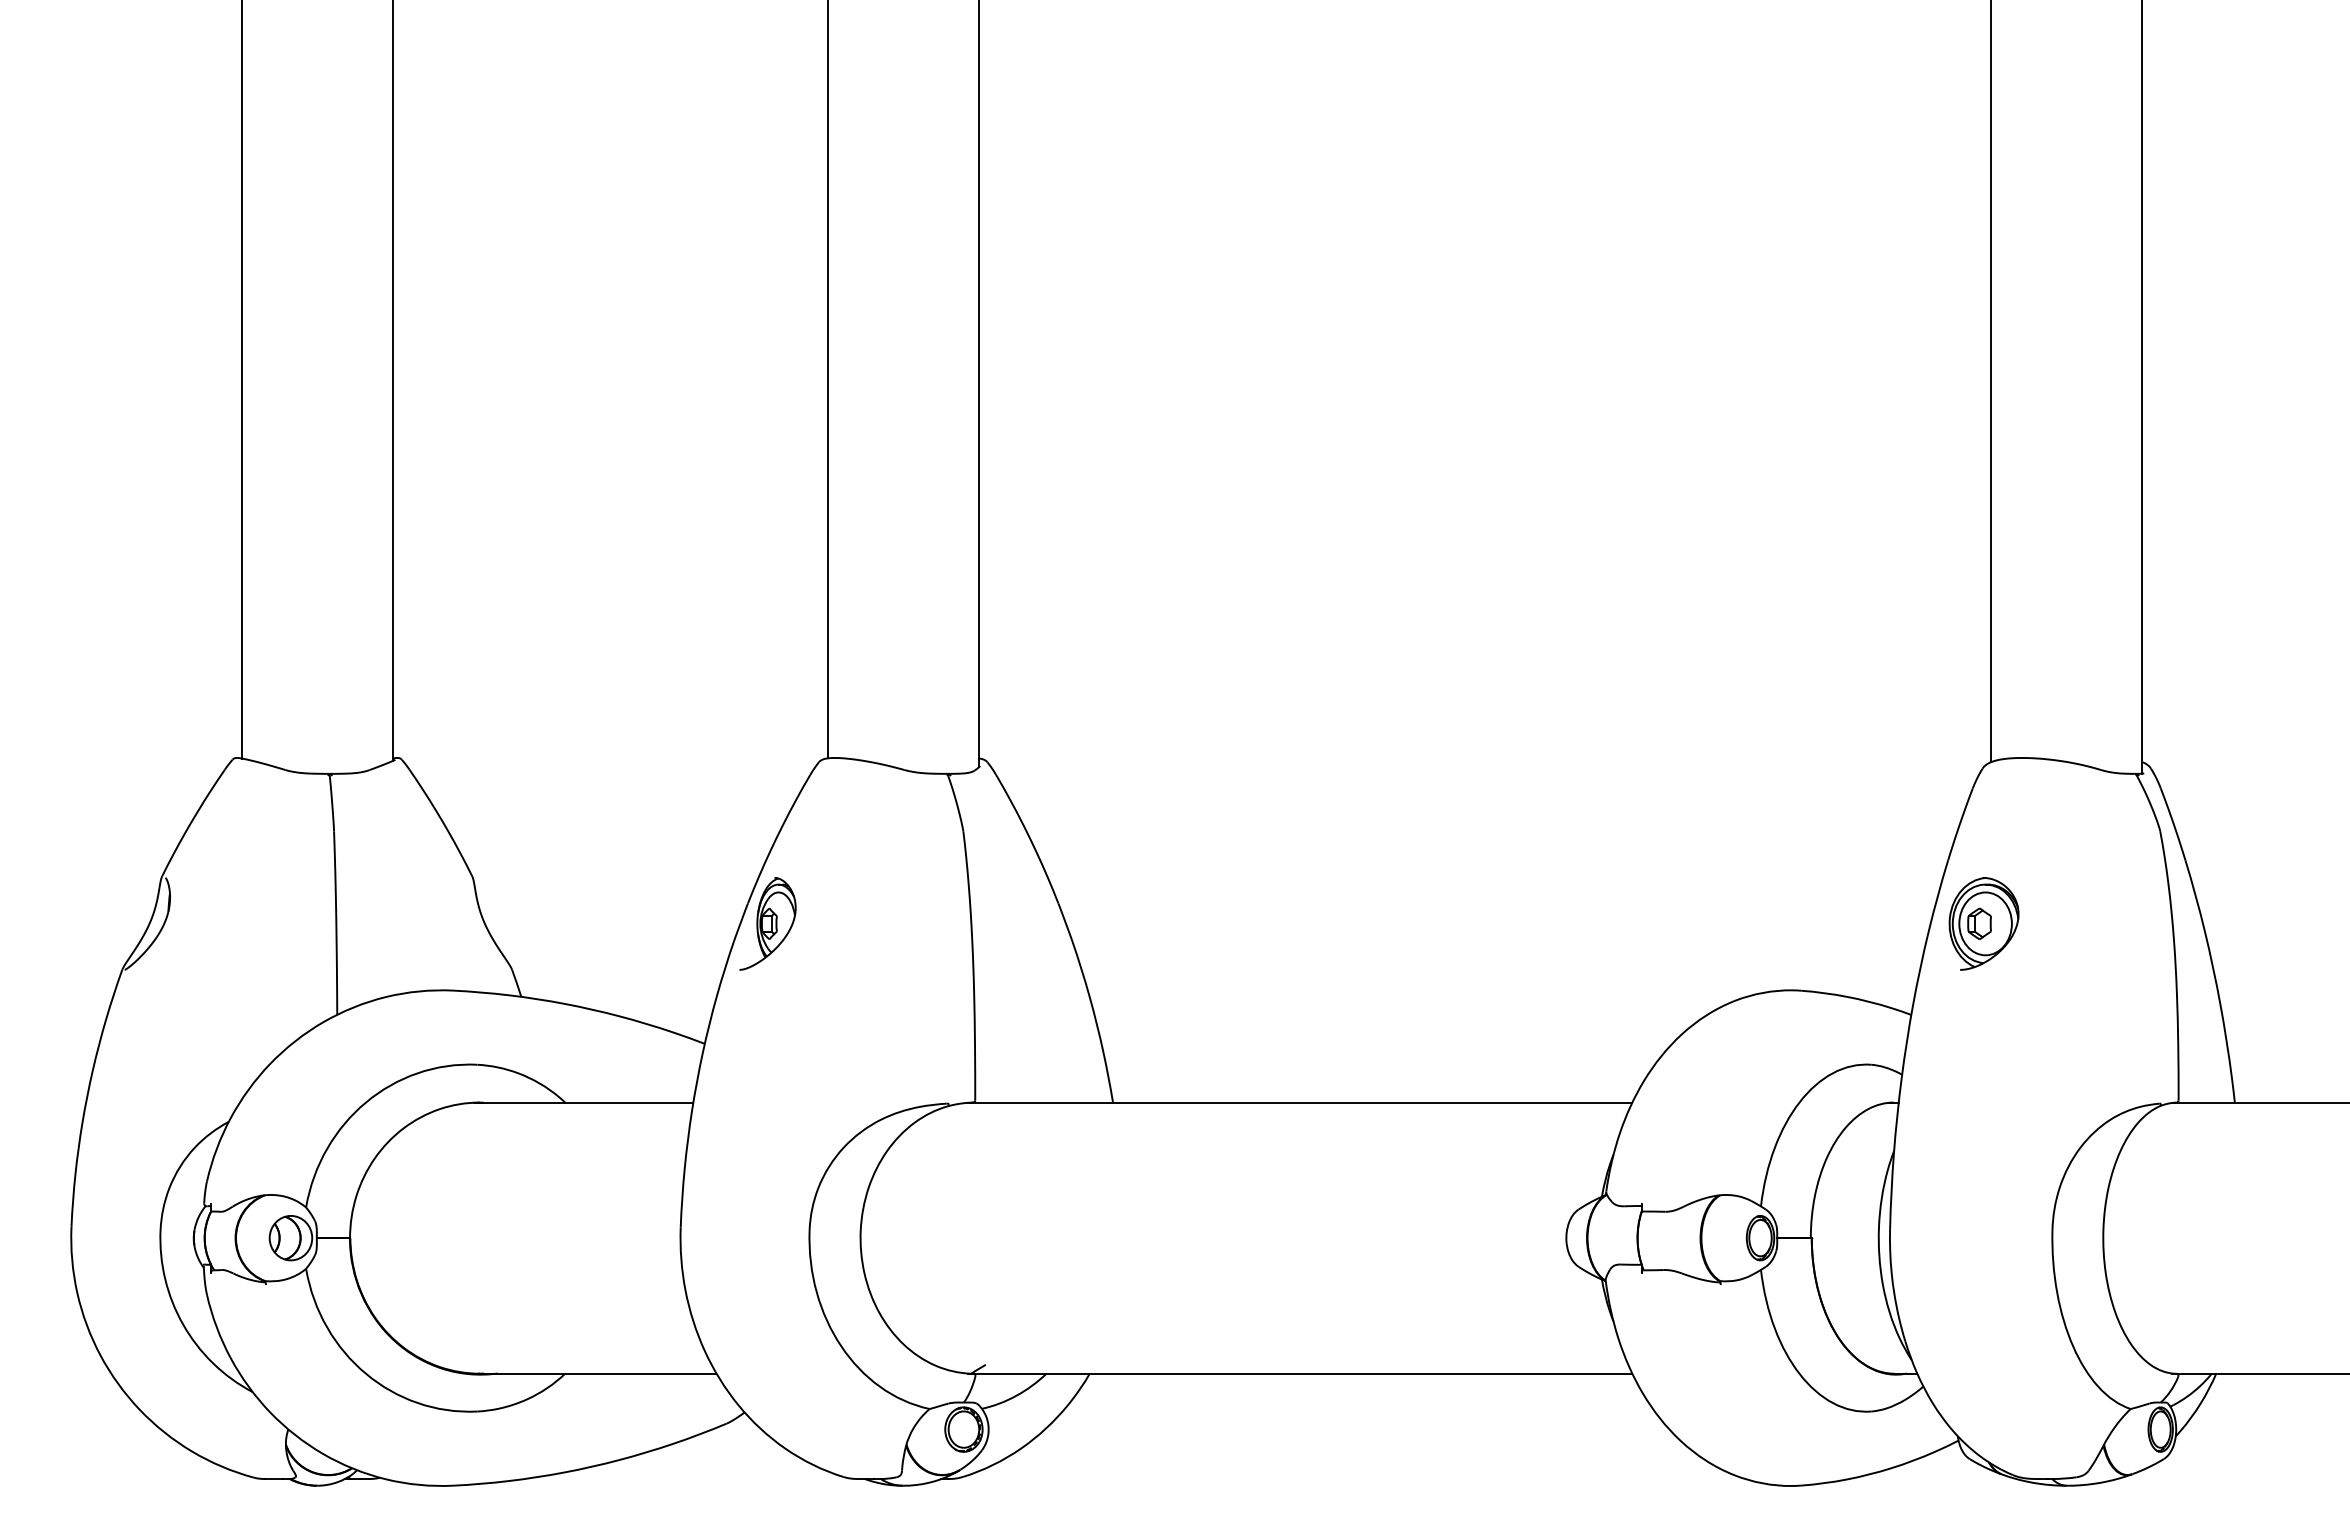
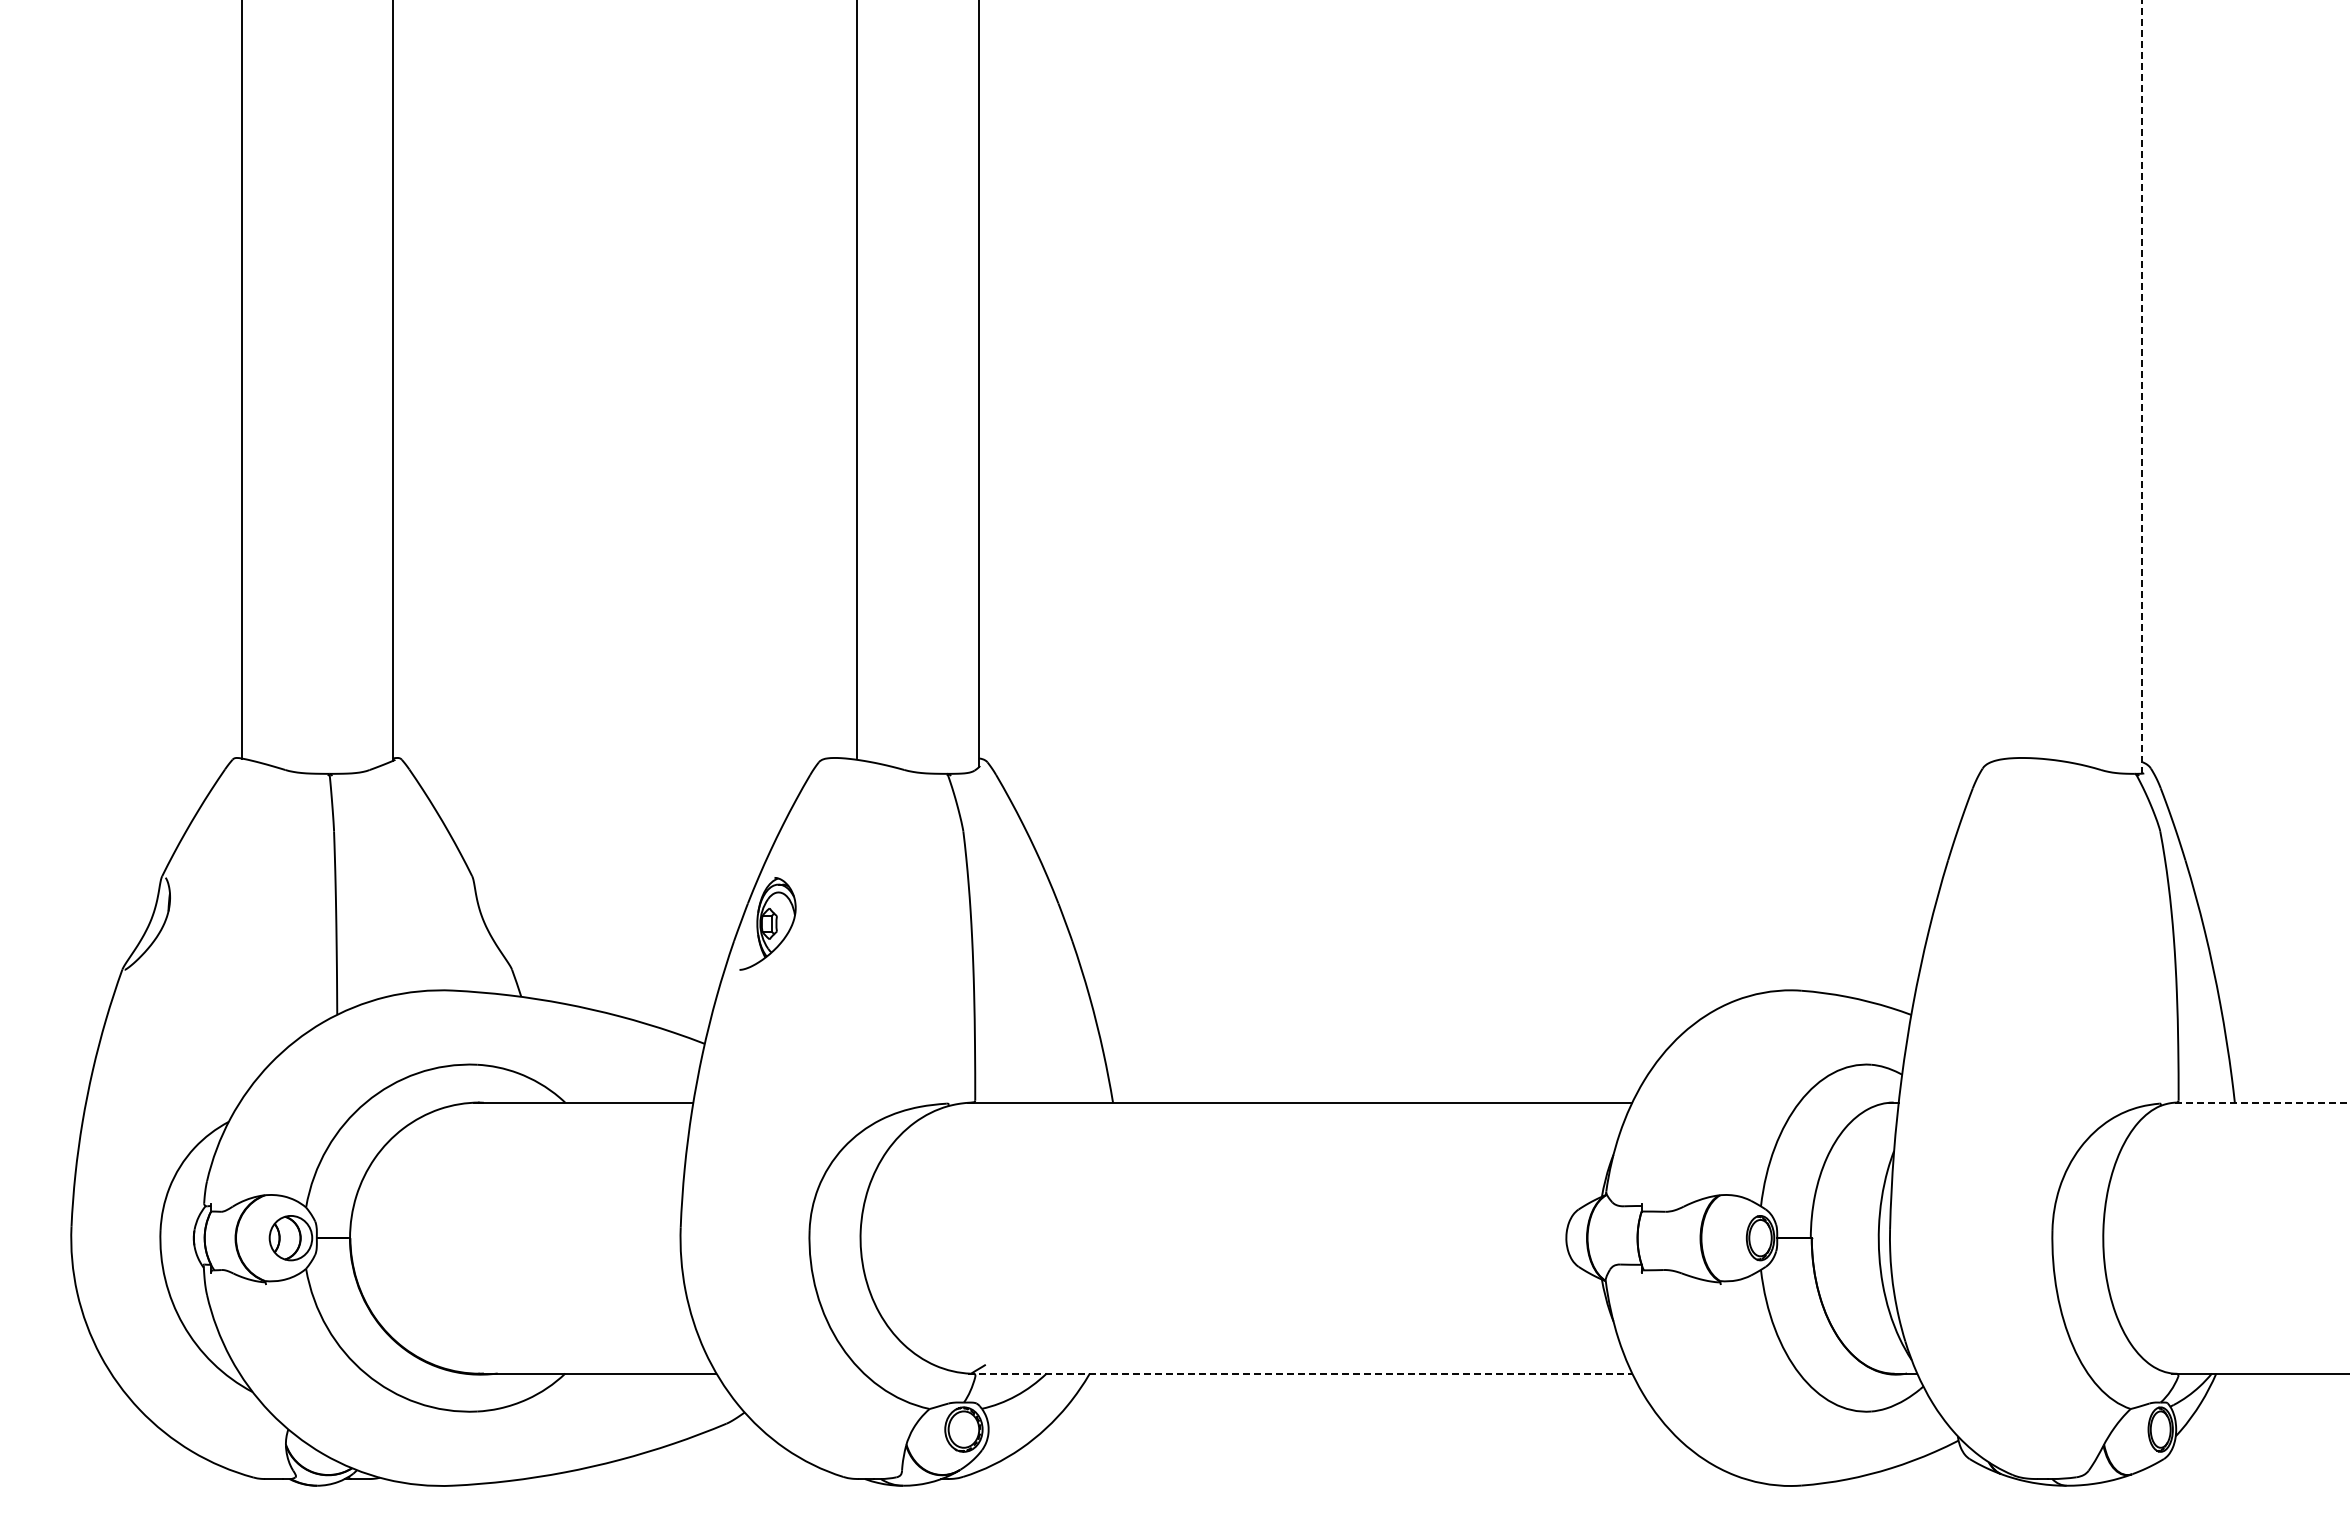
line position: (827, 380) -> (856, 380) (856, 380)
line: present -> none (1991, 382)
line: solid -> dashed (2142, 386)
part: present -> none (1983, 923)
line: solid -> dashed (2261, 1102)
line: solid -> dashed (1300, 1373)
